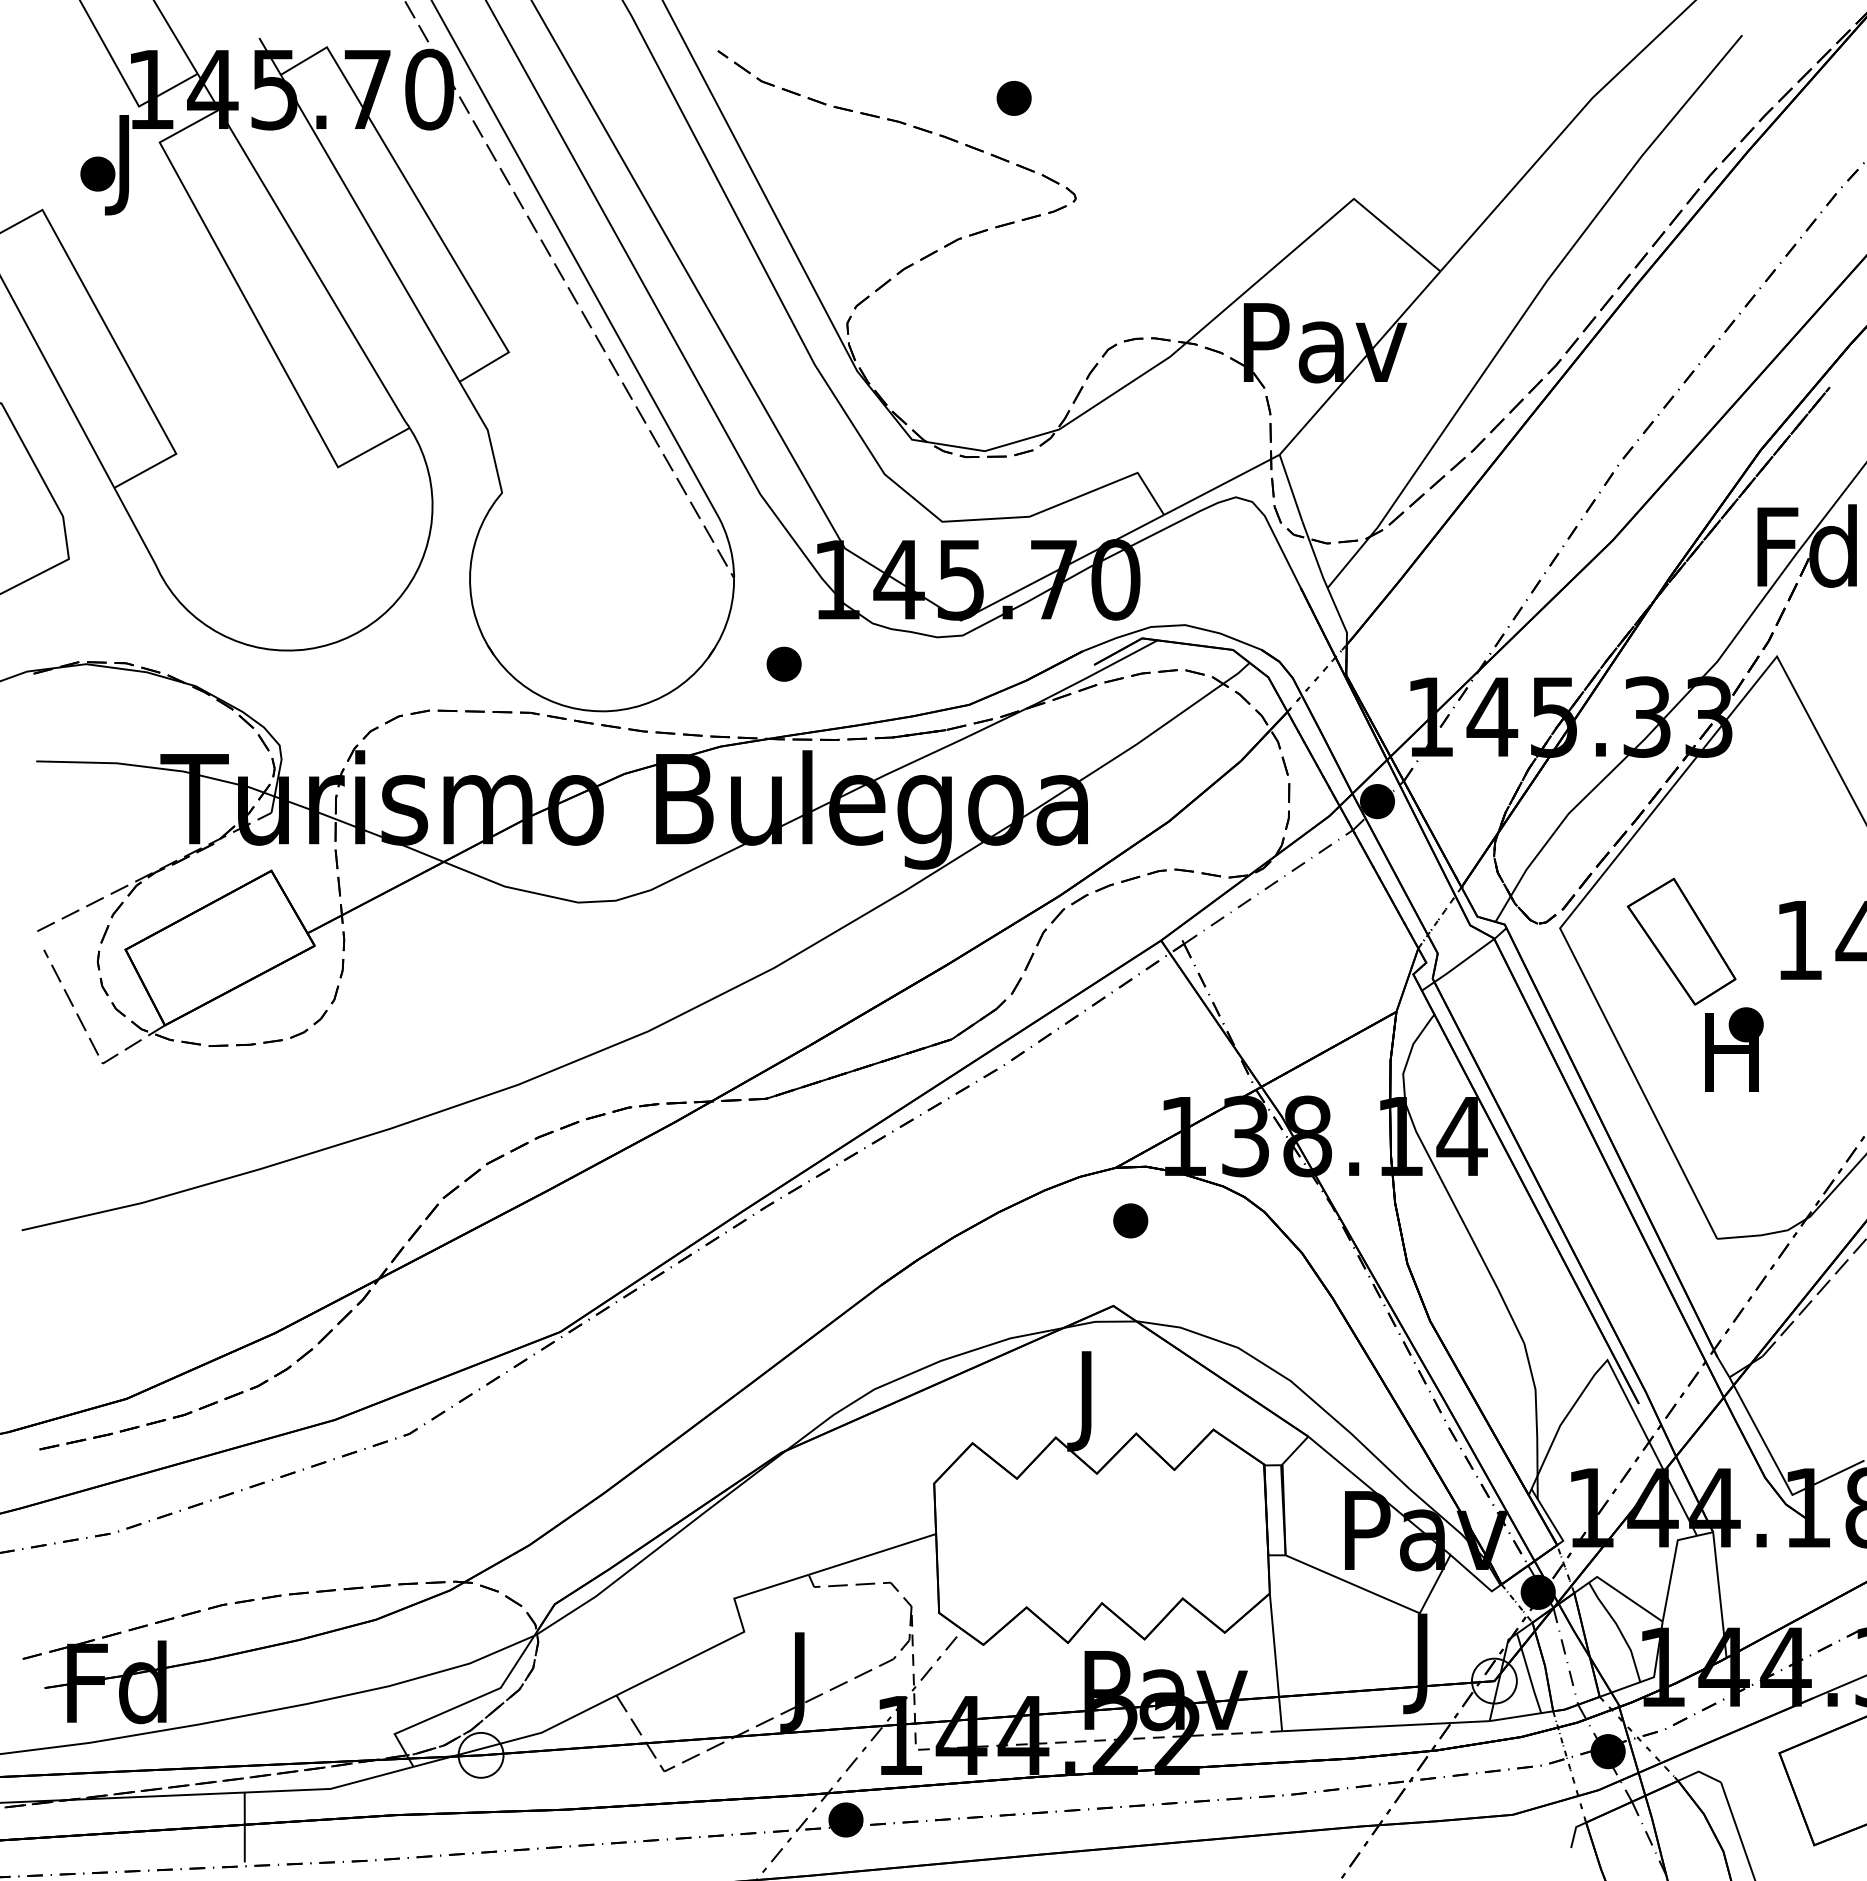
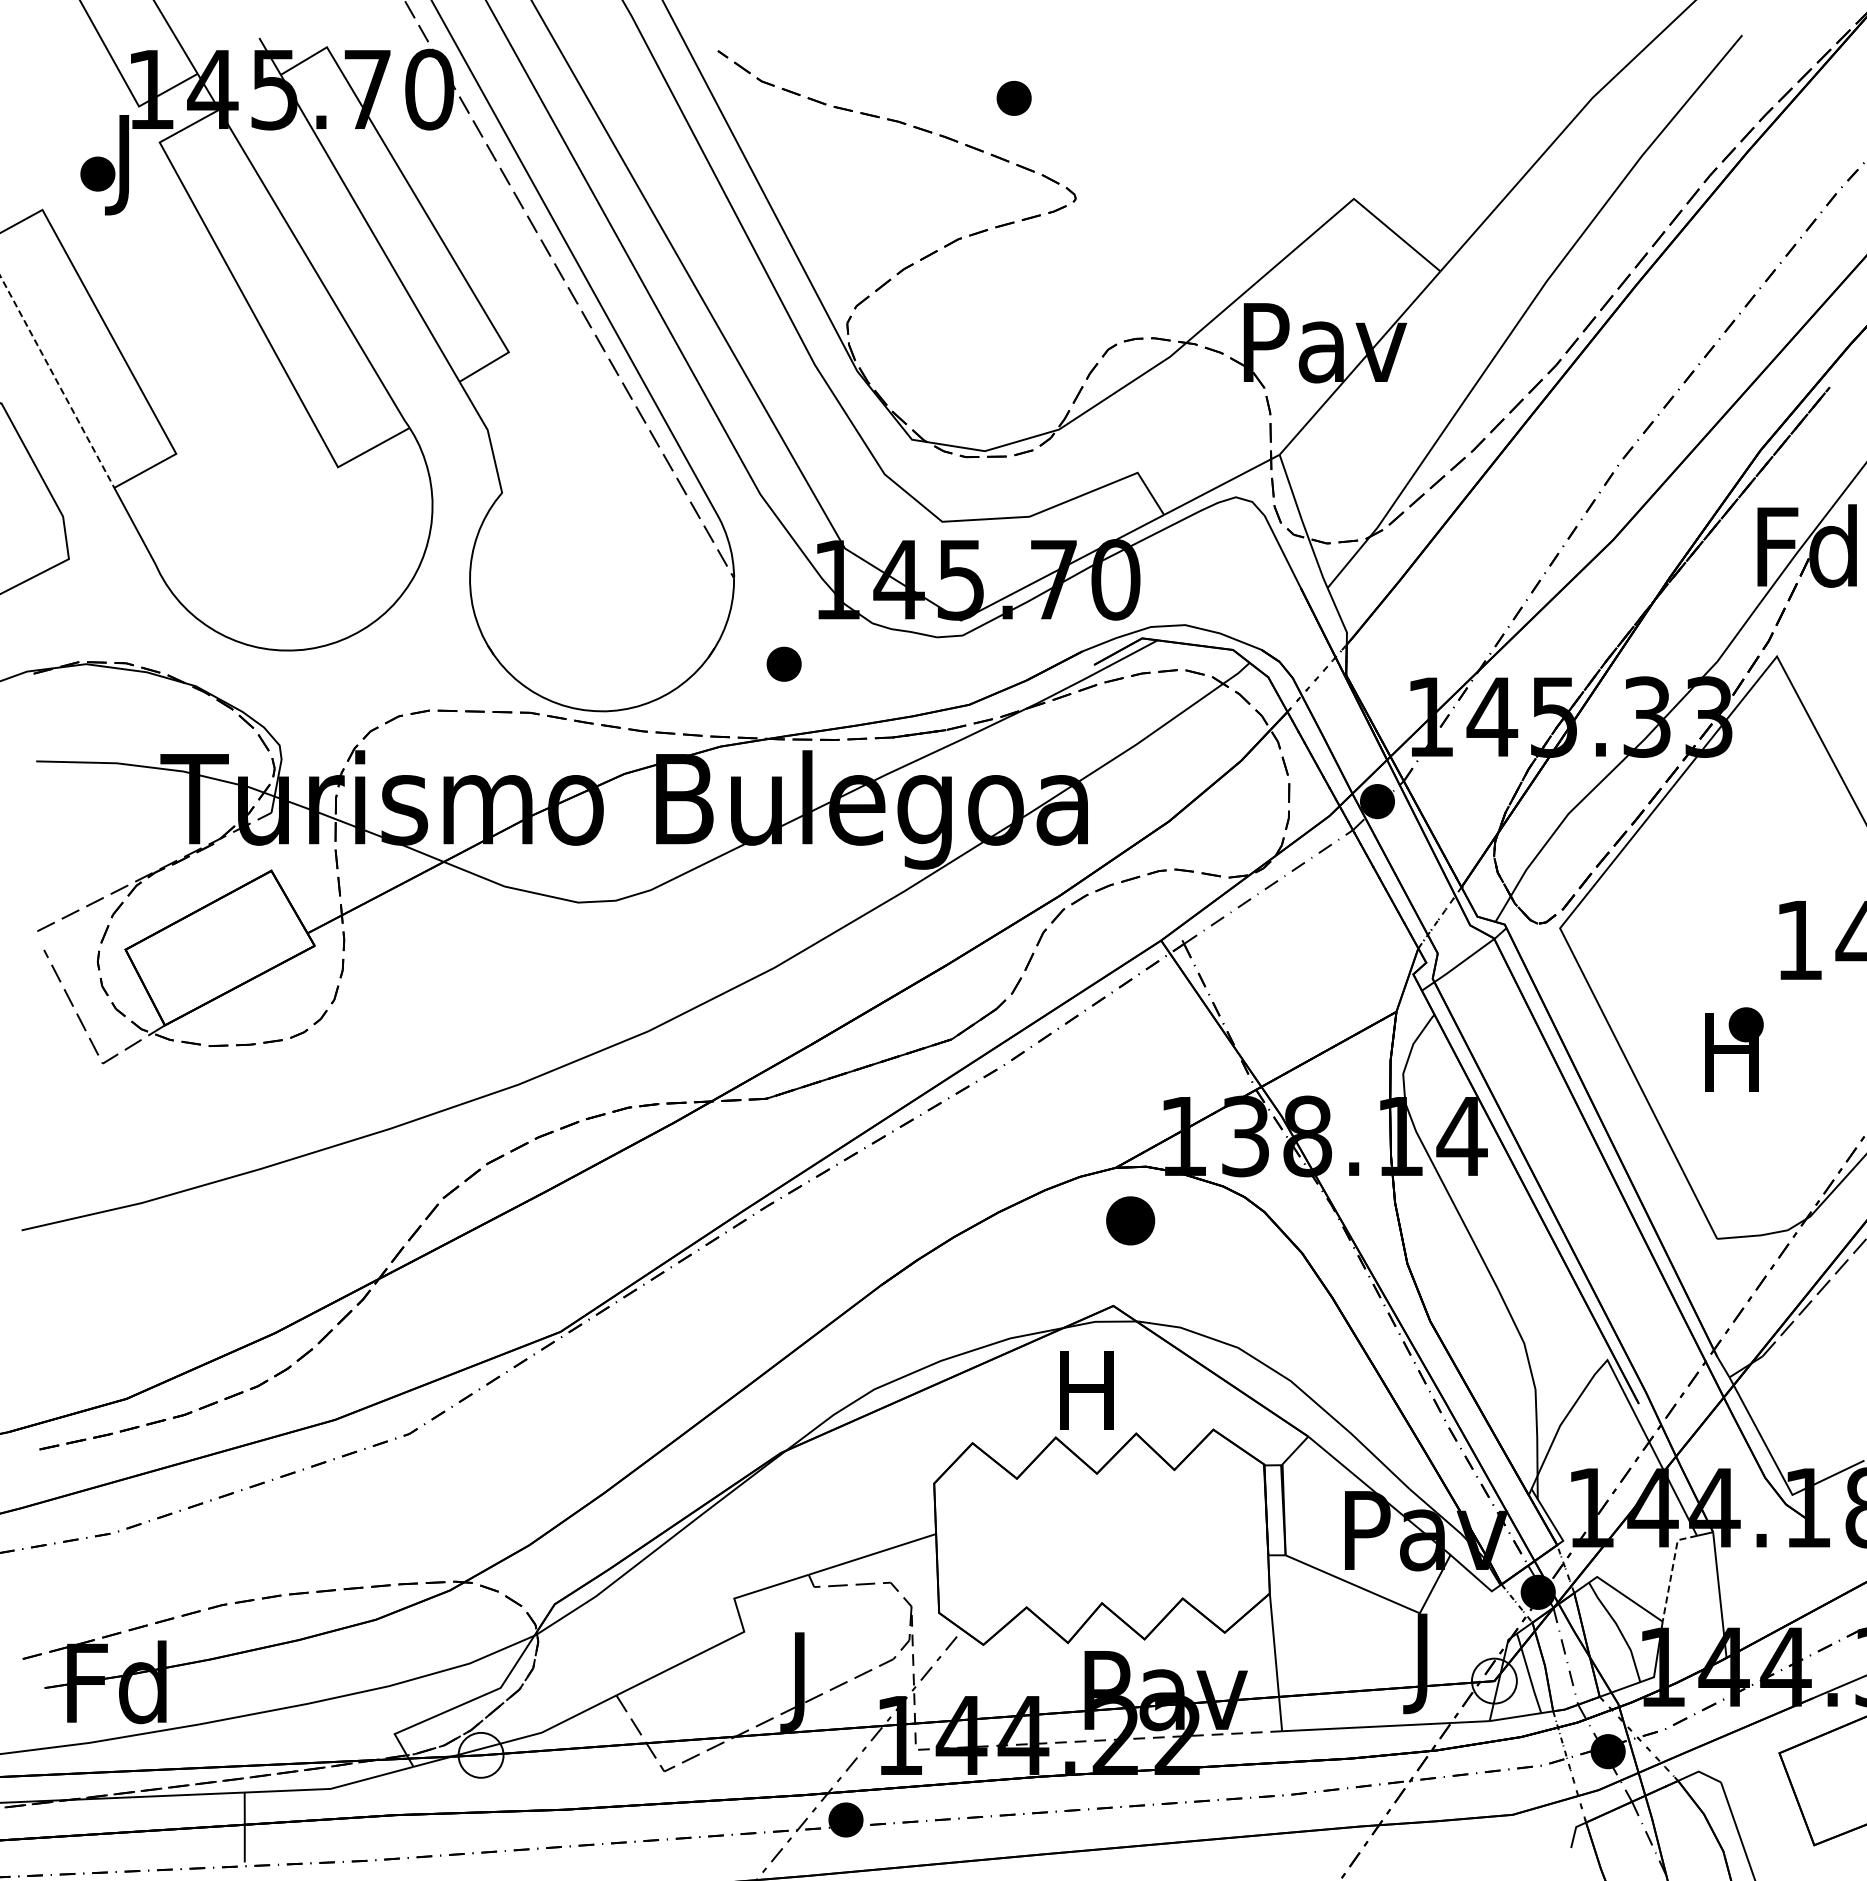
line: solid -> dashed (57, 382)
part: present -> none (1681, 941)
part size: 36x36 px -> 50x50 px (1130, 1220)
text: J -> H (1086, 1401)
line: solid -> dashed (1672, 1570)
